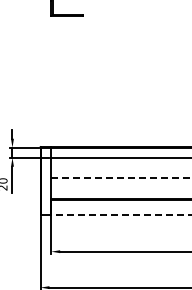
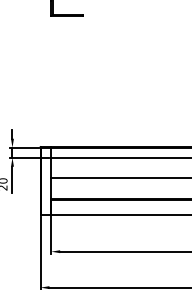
line: dashed -> solid (121, 178)
line: dashed -> solid (121, 214)
